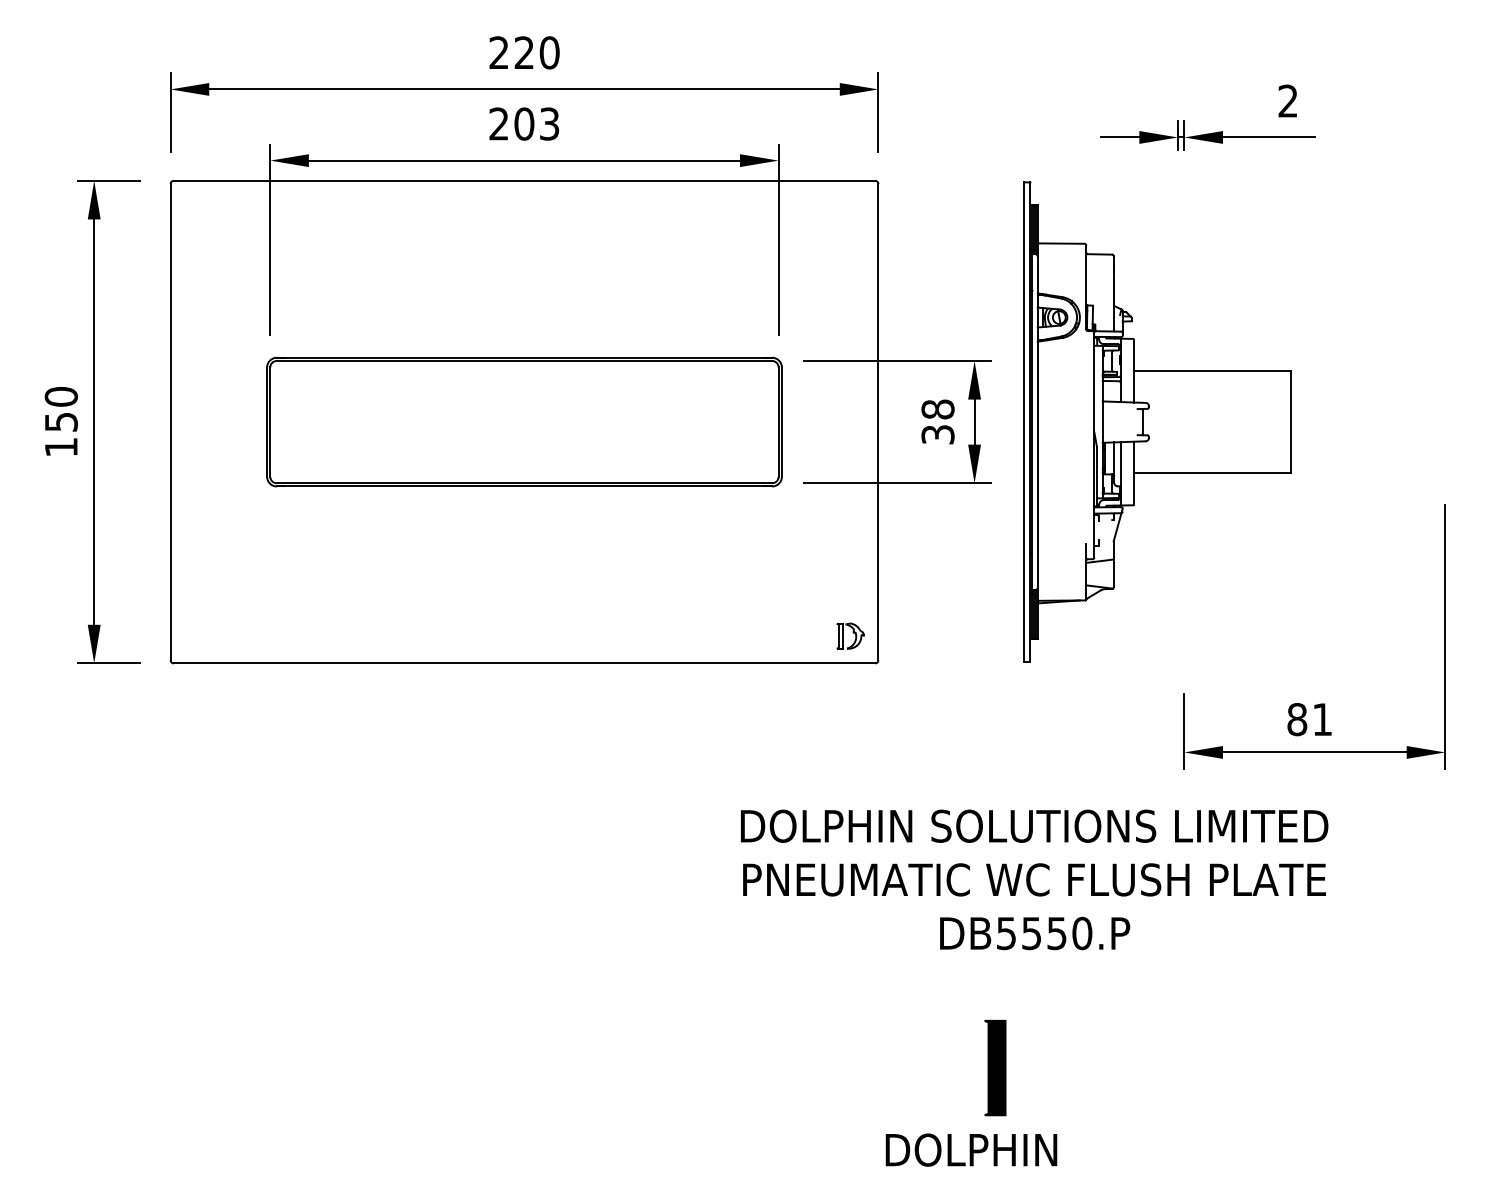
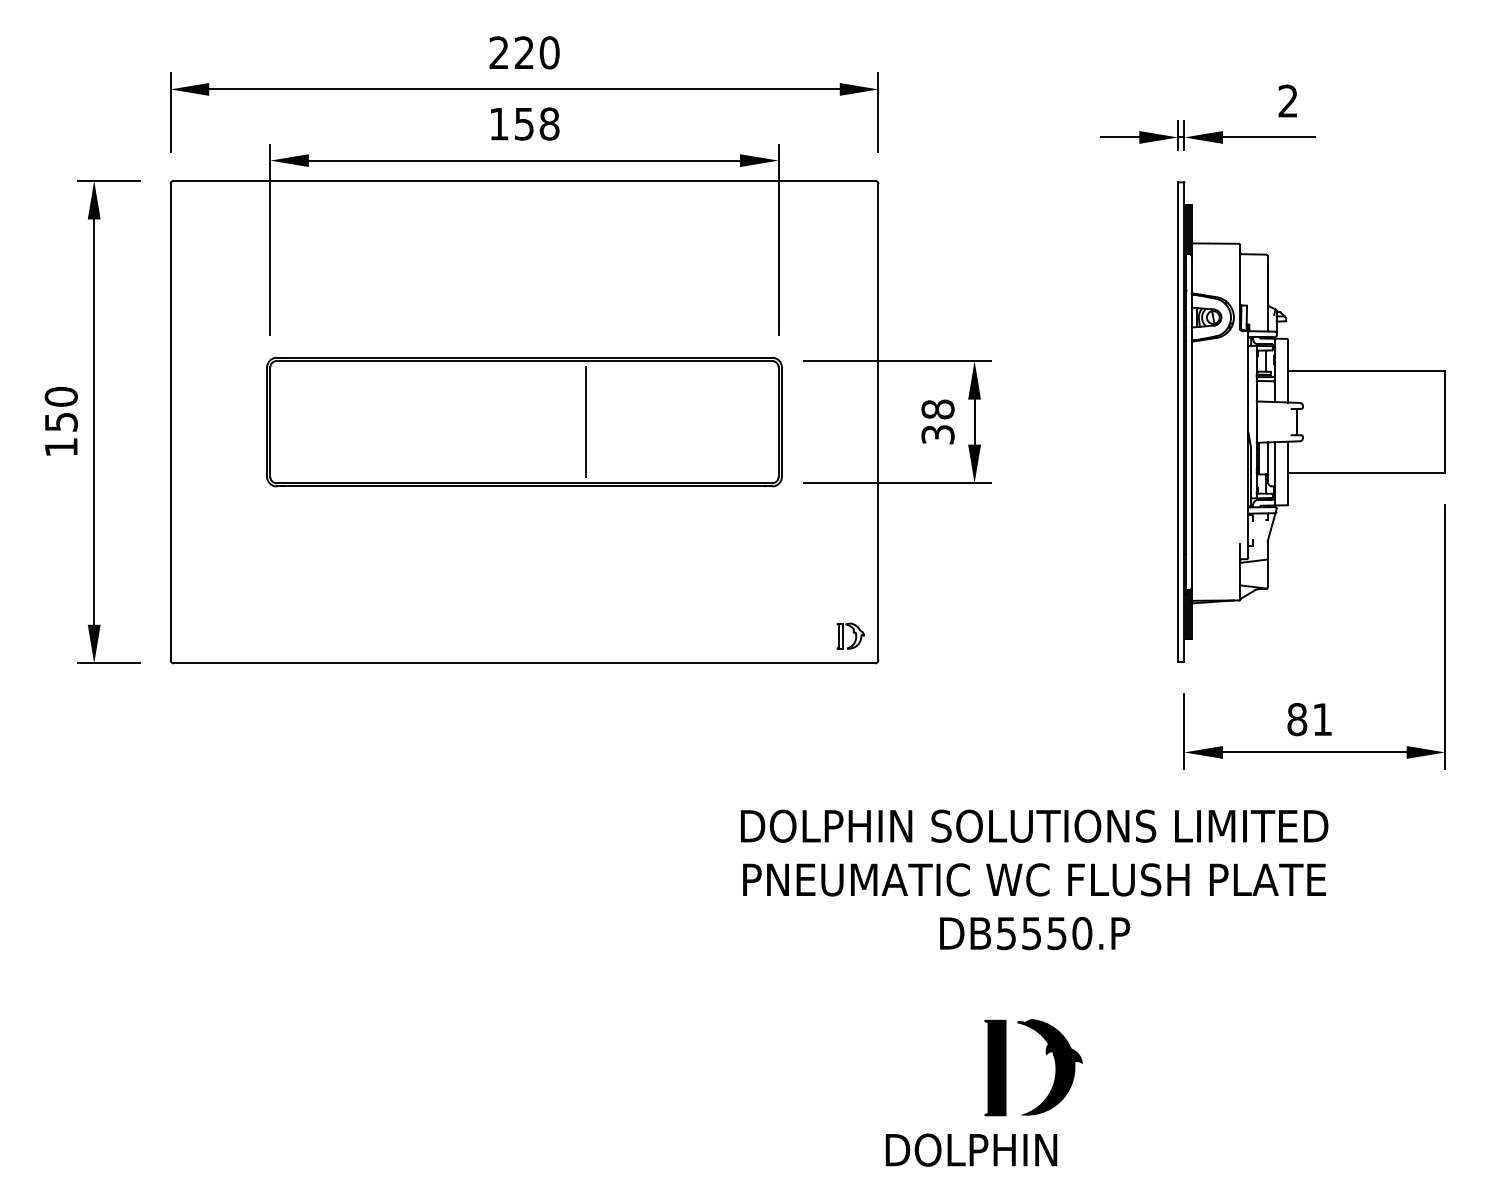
text: 203 -> 158 (524, 123)
line: none -> present (585, 421)
part position: (1157, 421) -> (1311, 421) (1311, 421)
fill: none -> present (1049, 1067)
